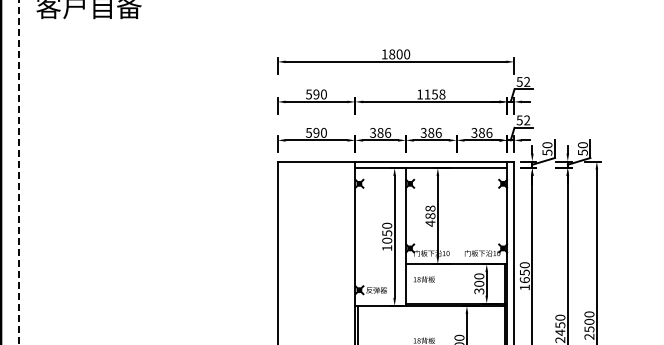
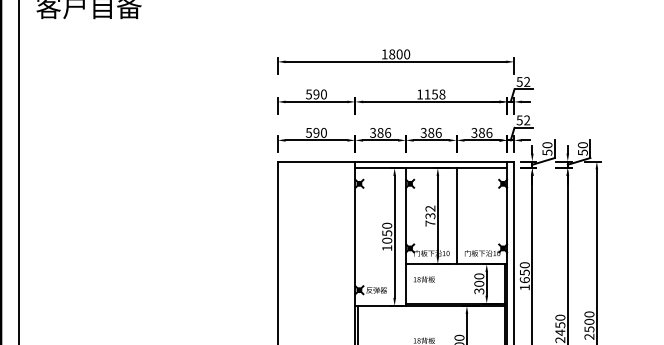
line: dashed -> solid (18, 172)
text: 488 -> 732 (430, 215)
line: none -> present (456, 216)
